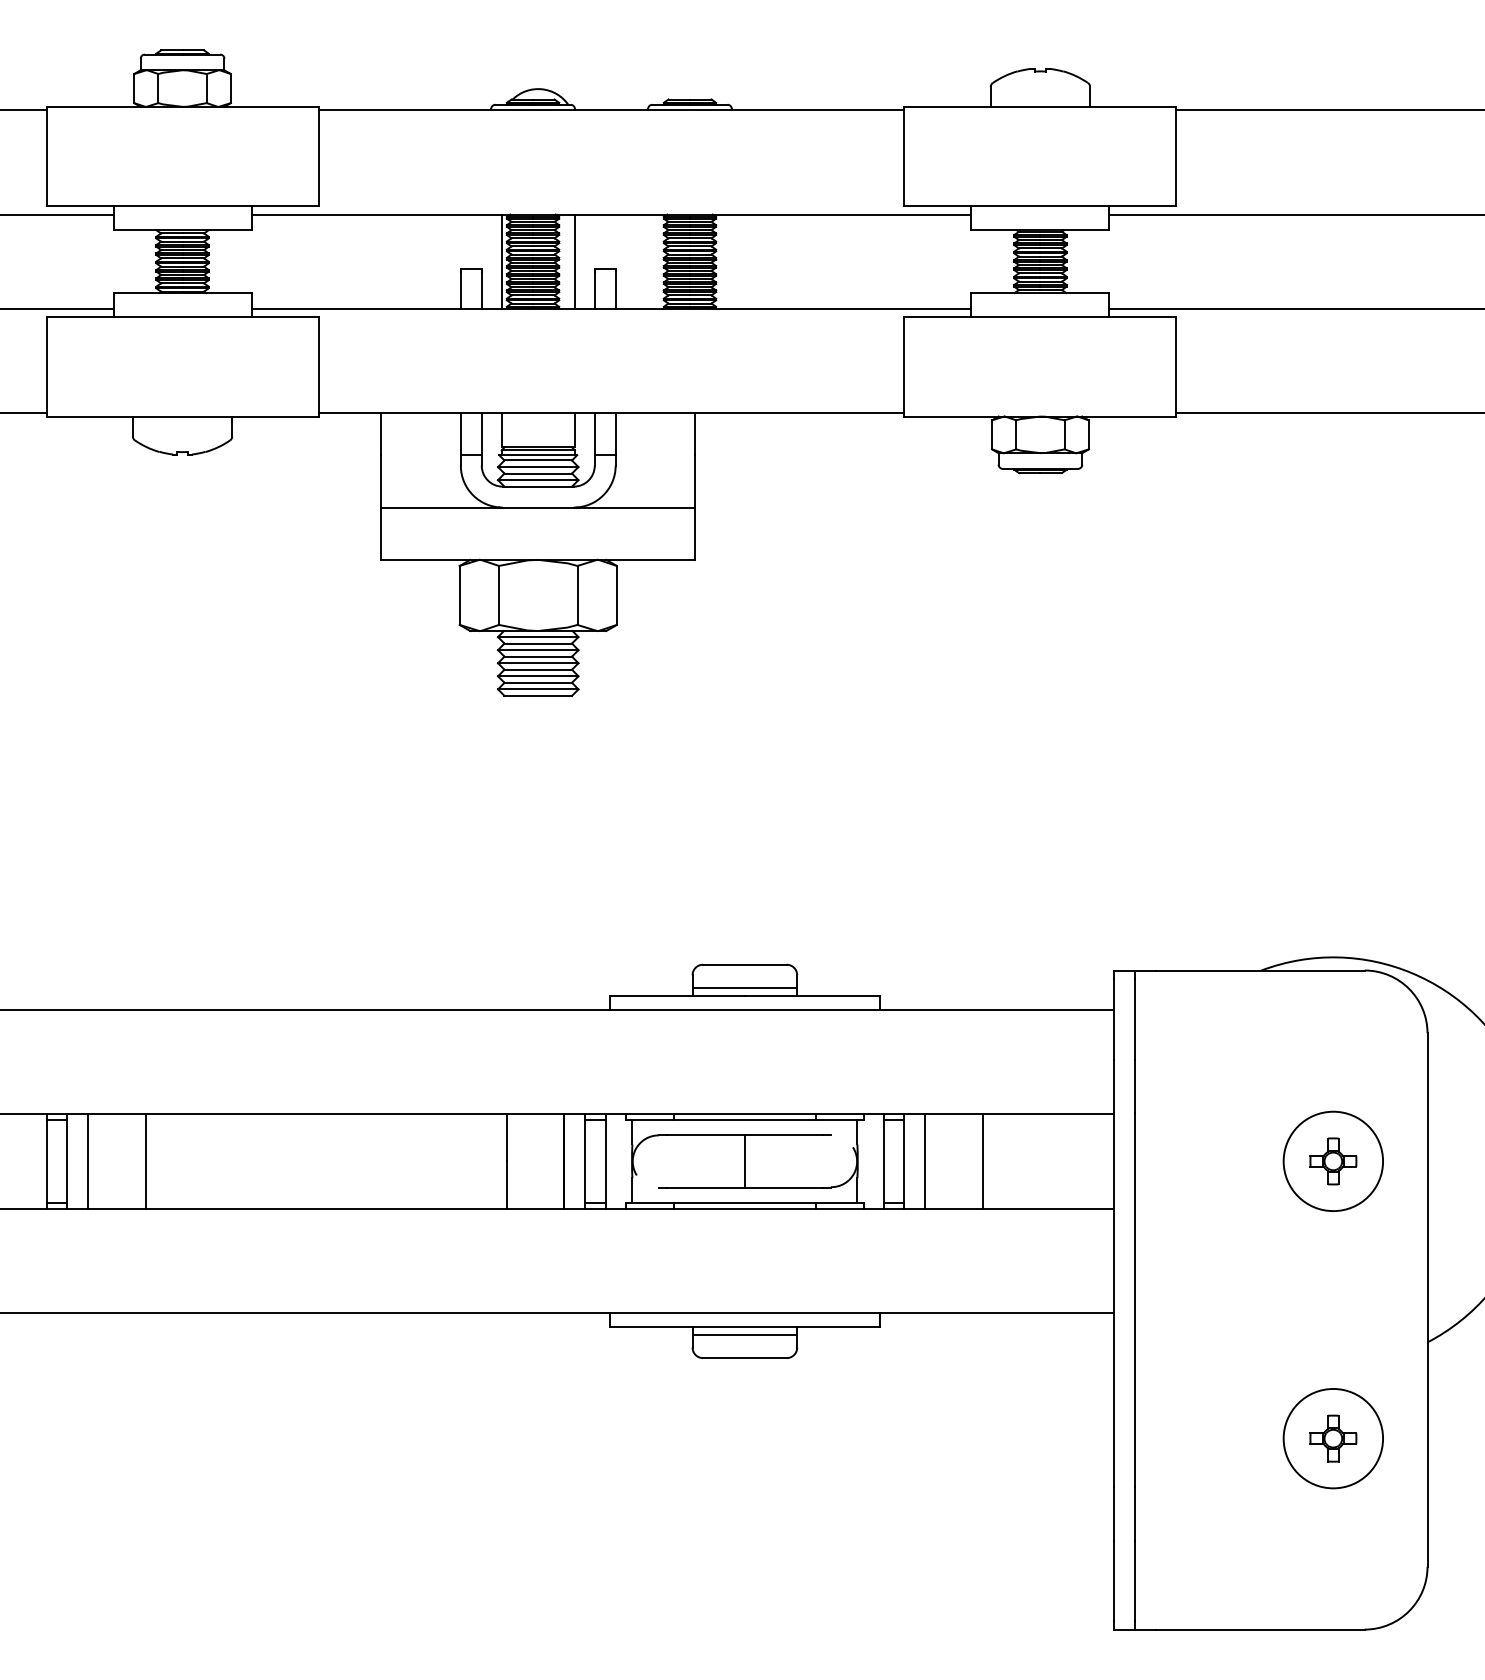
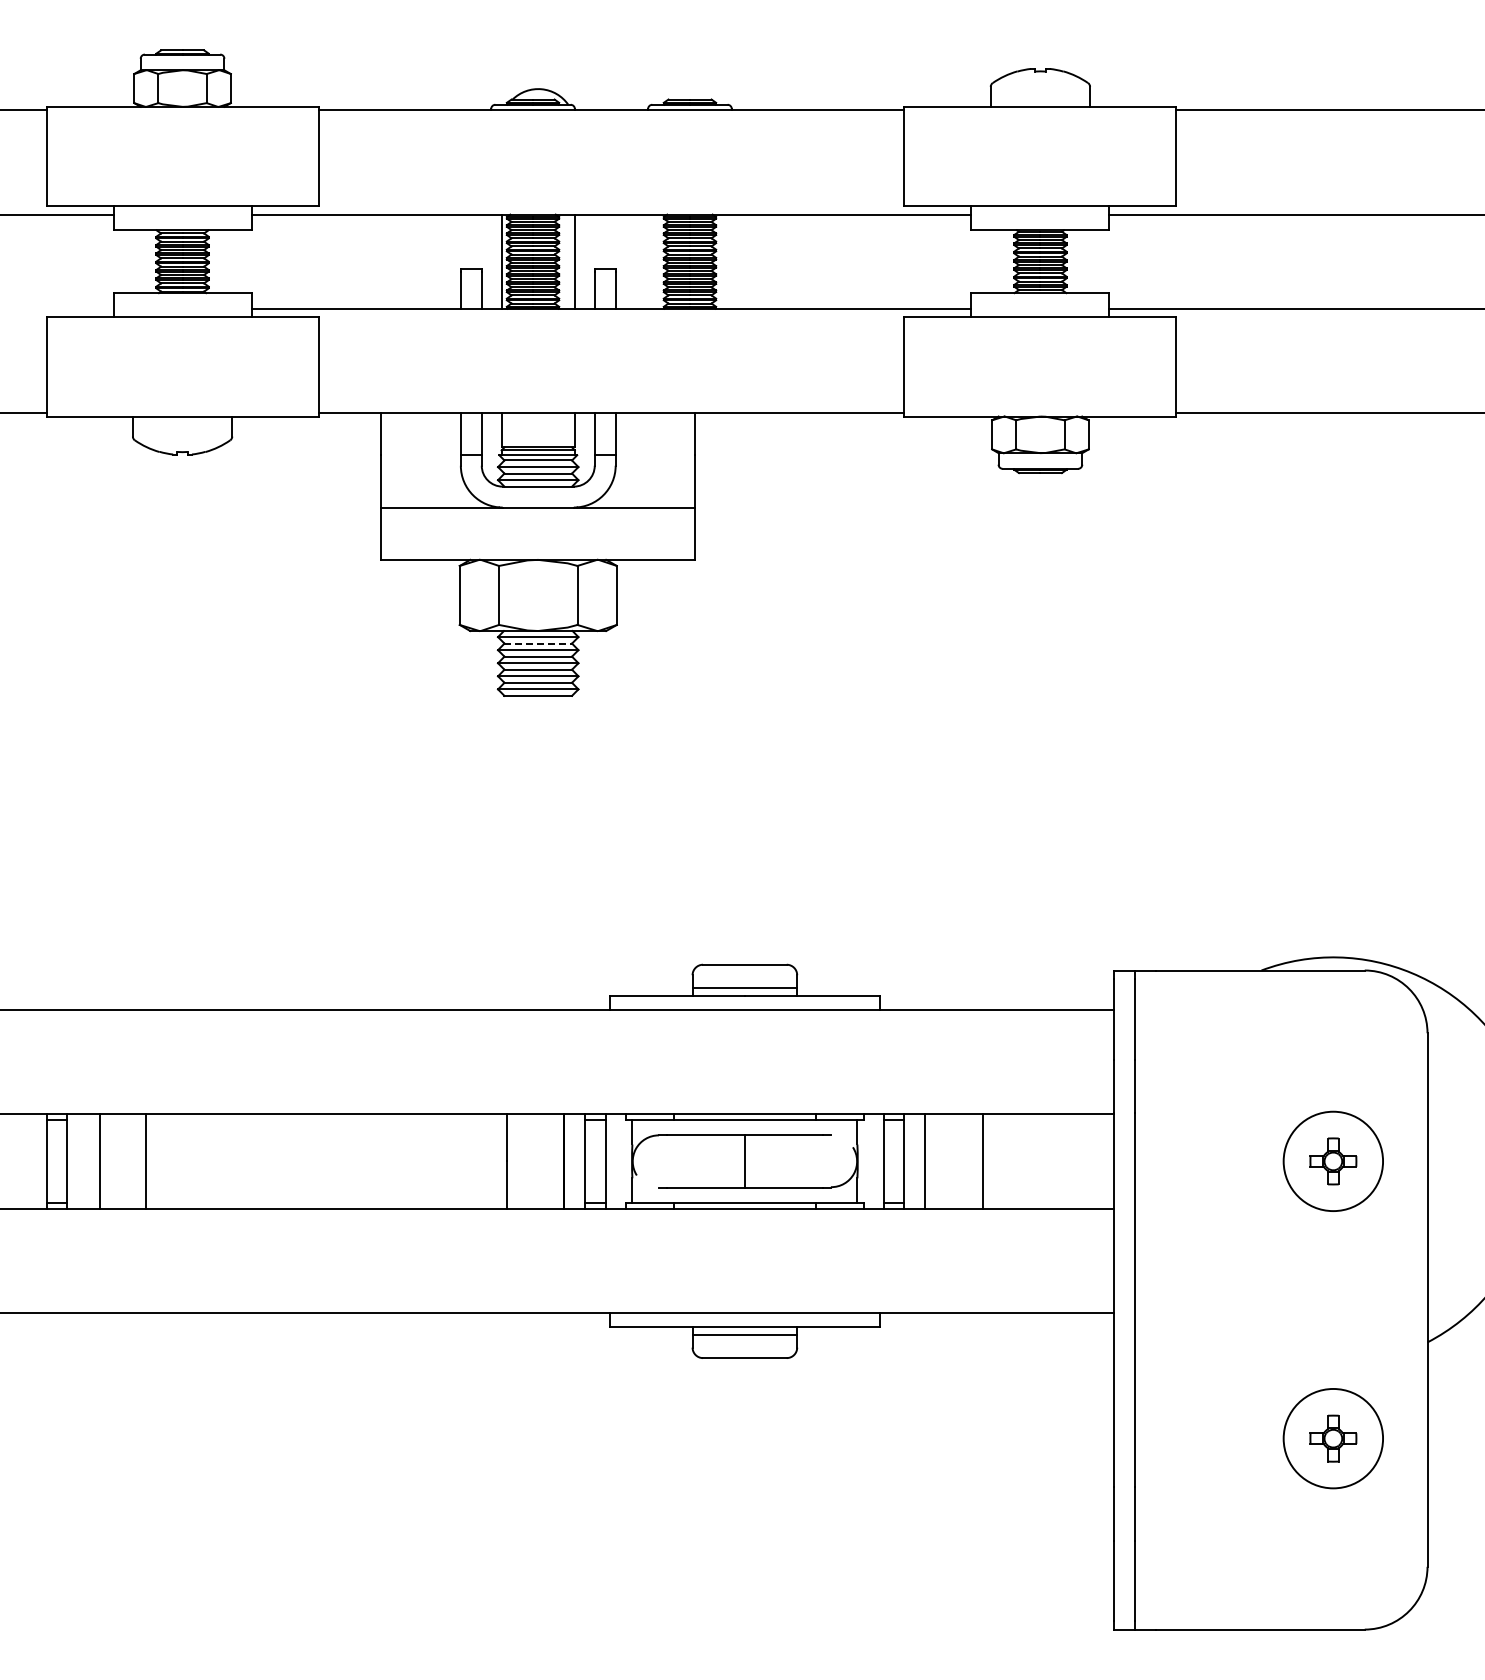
line: present -> none (57, 308)
line: solid -> dashed (538, 643)
line position: (88, 1161) -> (100, 1161) (100, 1161)
